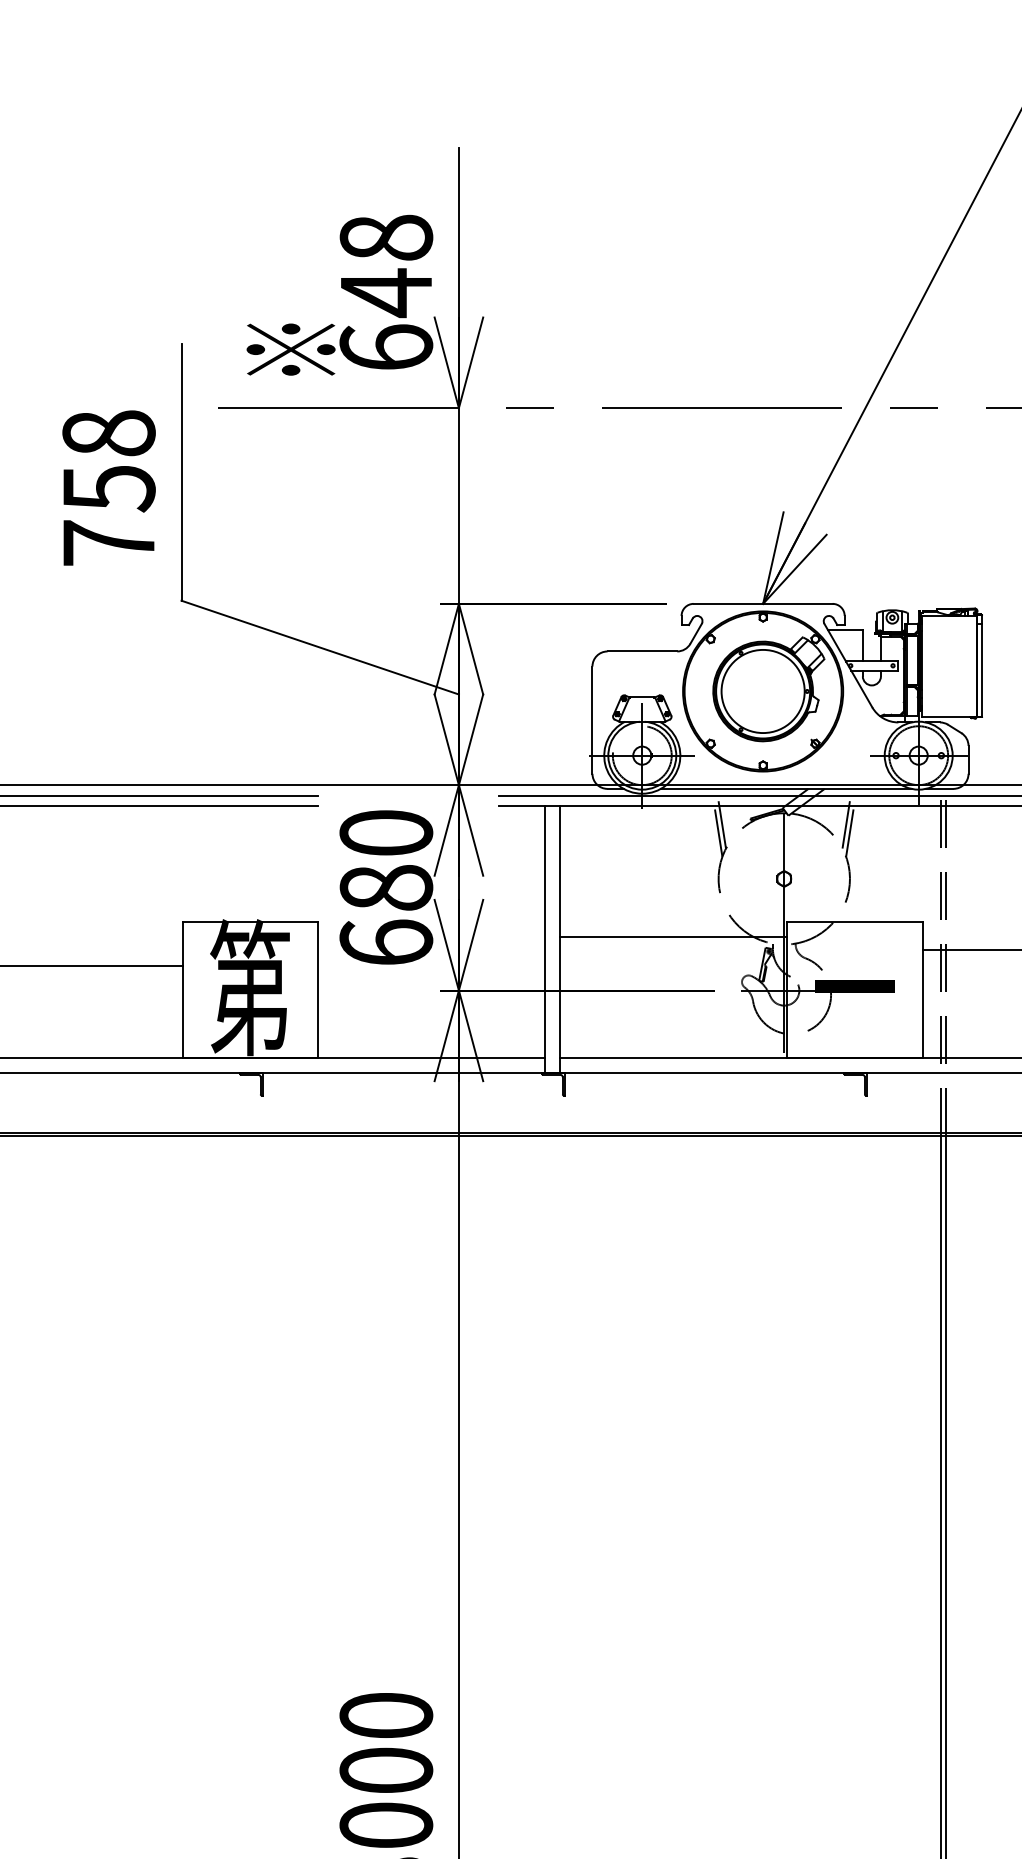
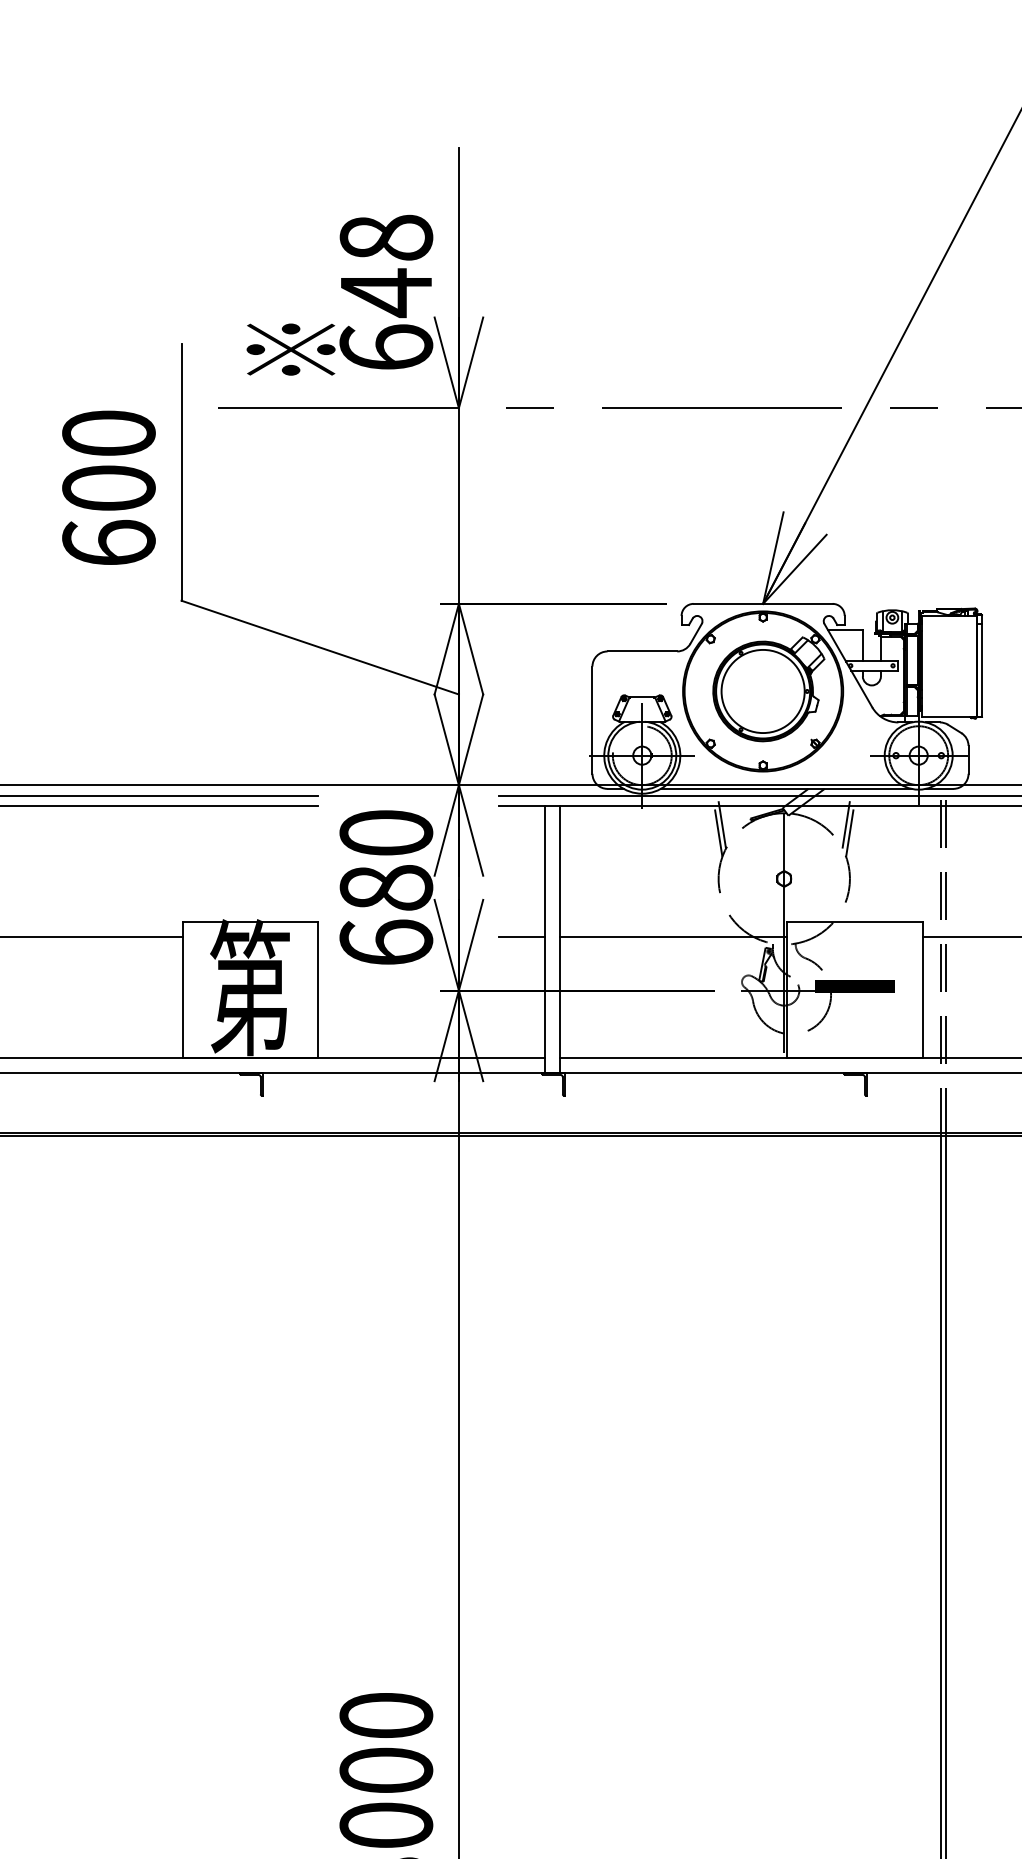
text: 758 -> 600 (108, 487)
line: none -> present (521, 937)
line position: (970, 950) -> (970, 937) (970, 937)
line position: (92, 966) -> (92, 937) (92, 937)
